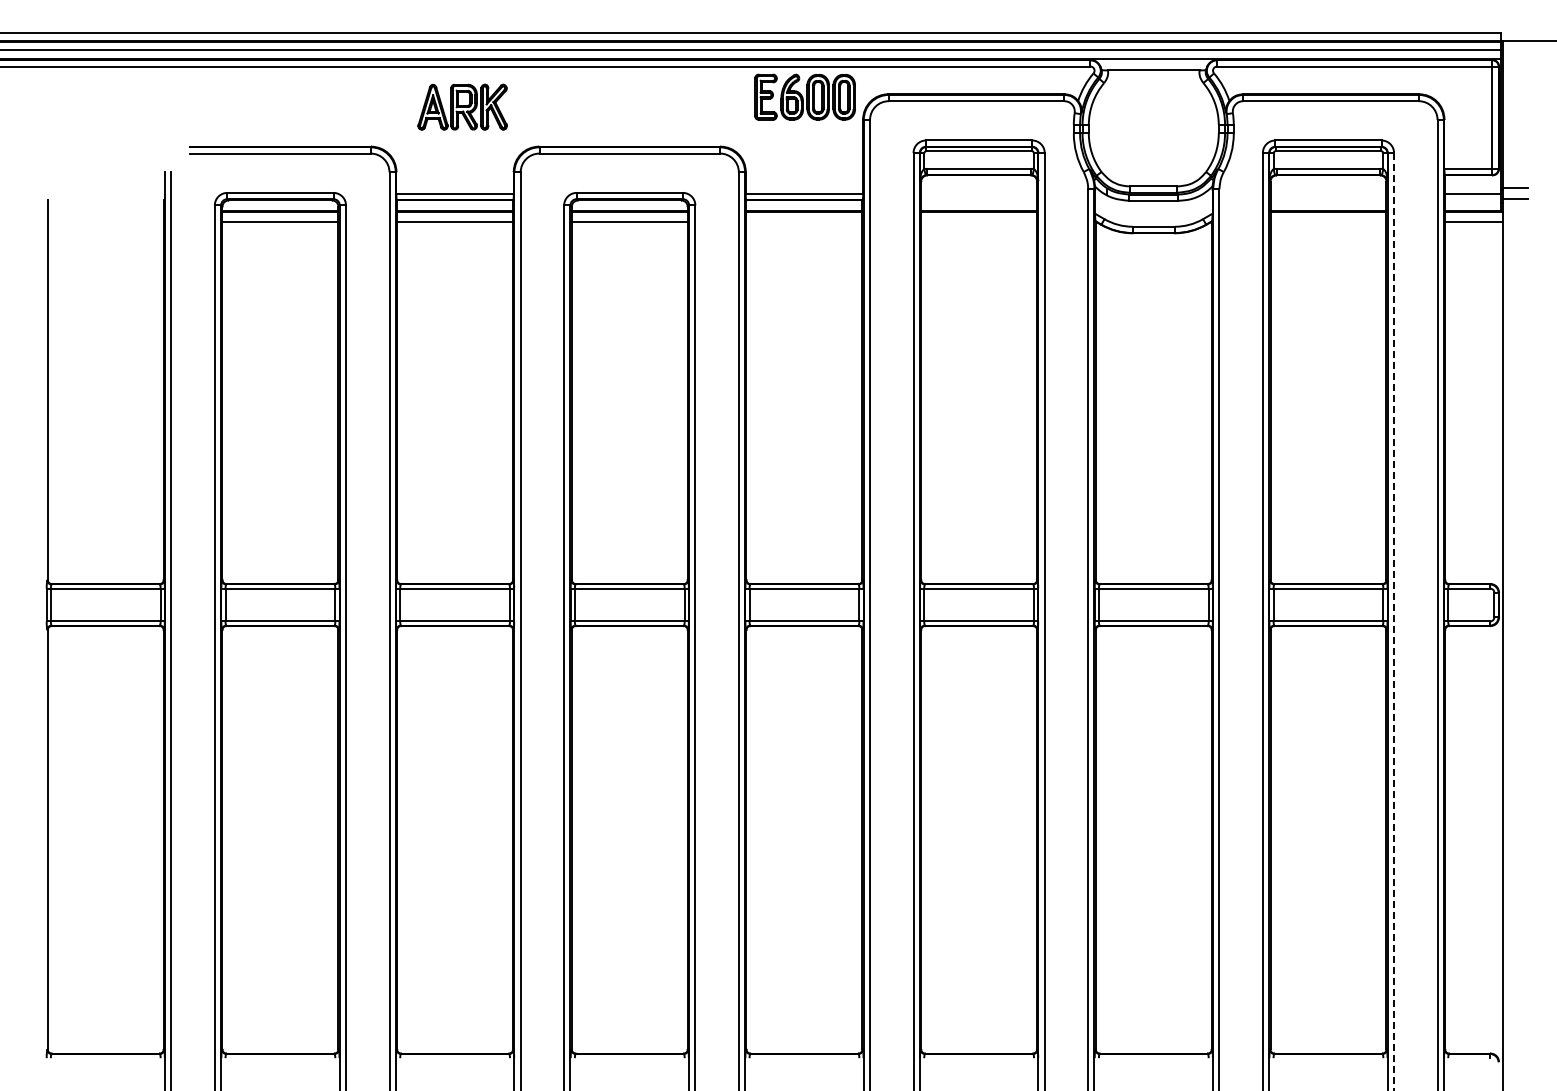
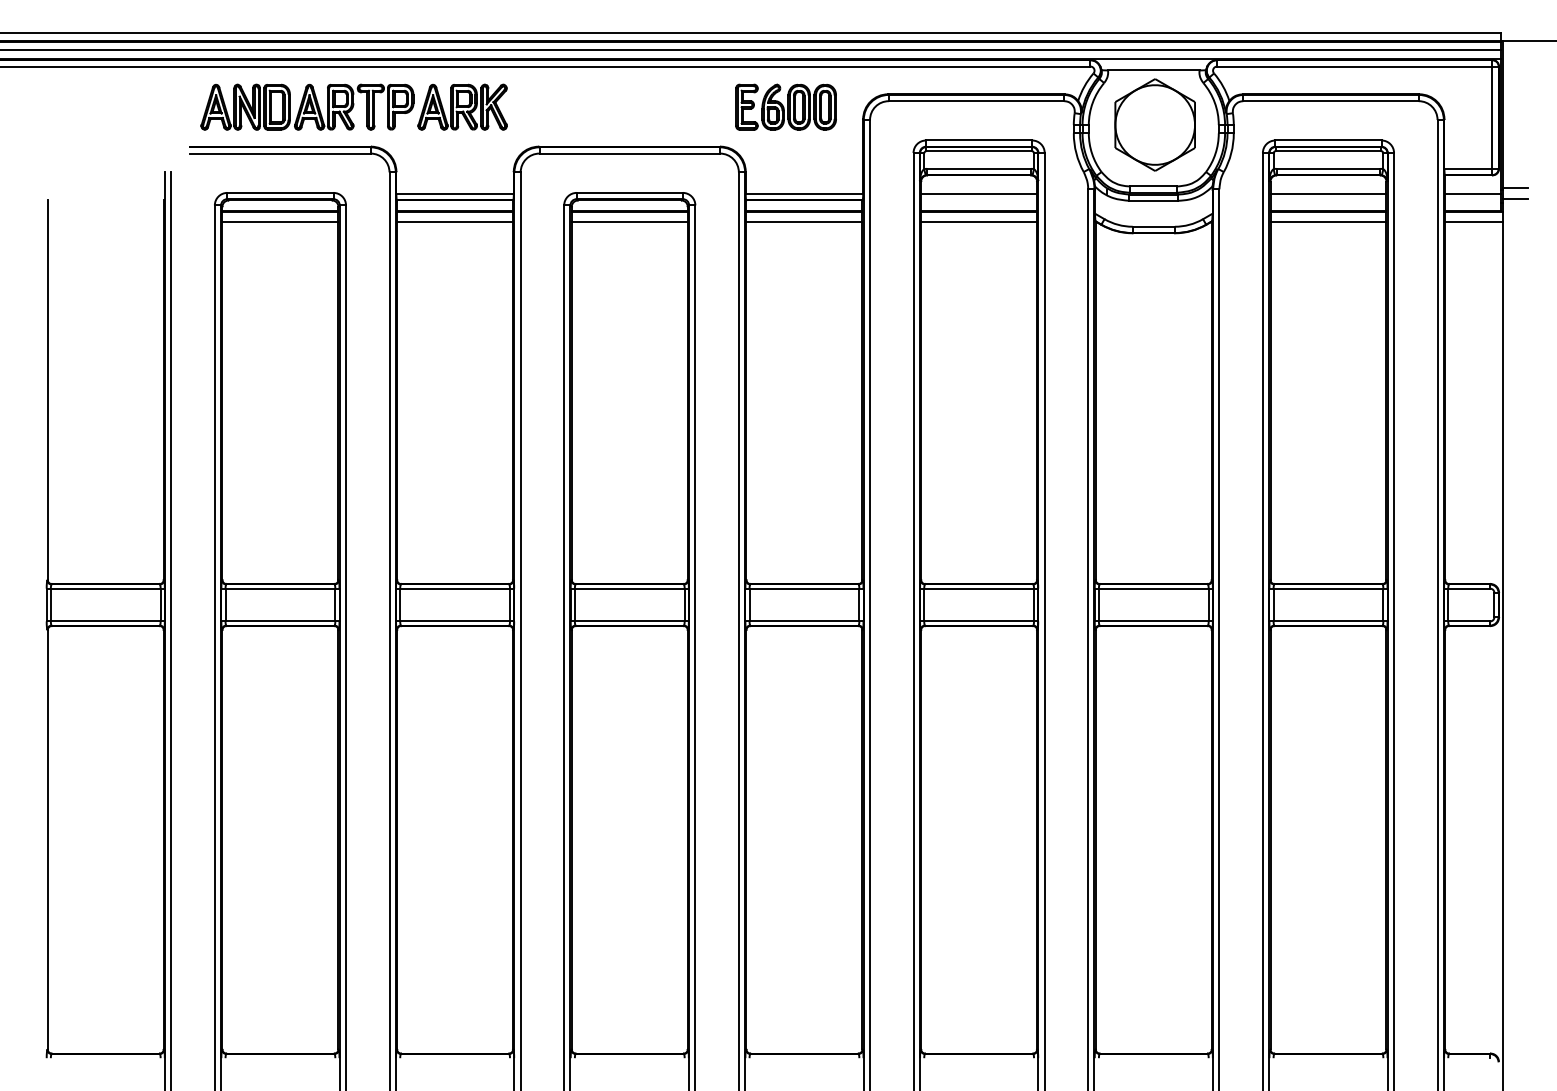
part position: (804, 96) -> (785, 106) (785, 106)
part: none -> present (307, 106)
part: none -> present (1154, 124)
line: none -> present (979, 194)
line: none -> present (1328, 194)
line: none -> present (804, 221)
line: none -> present (979, 221)
line: none -> present (1328, 221)
line: dashed -> solid (1394, 621)
